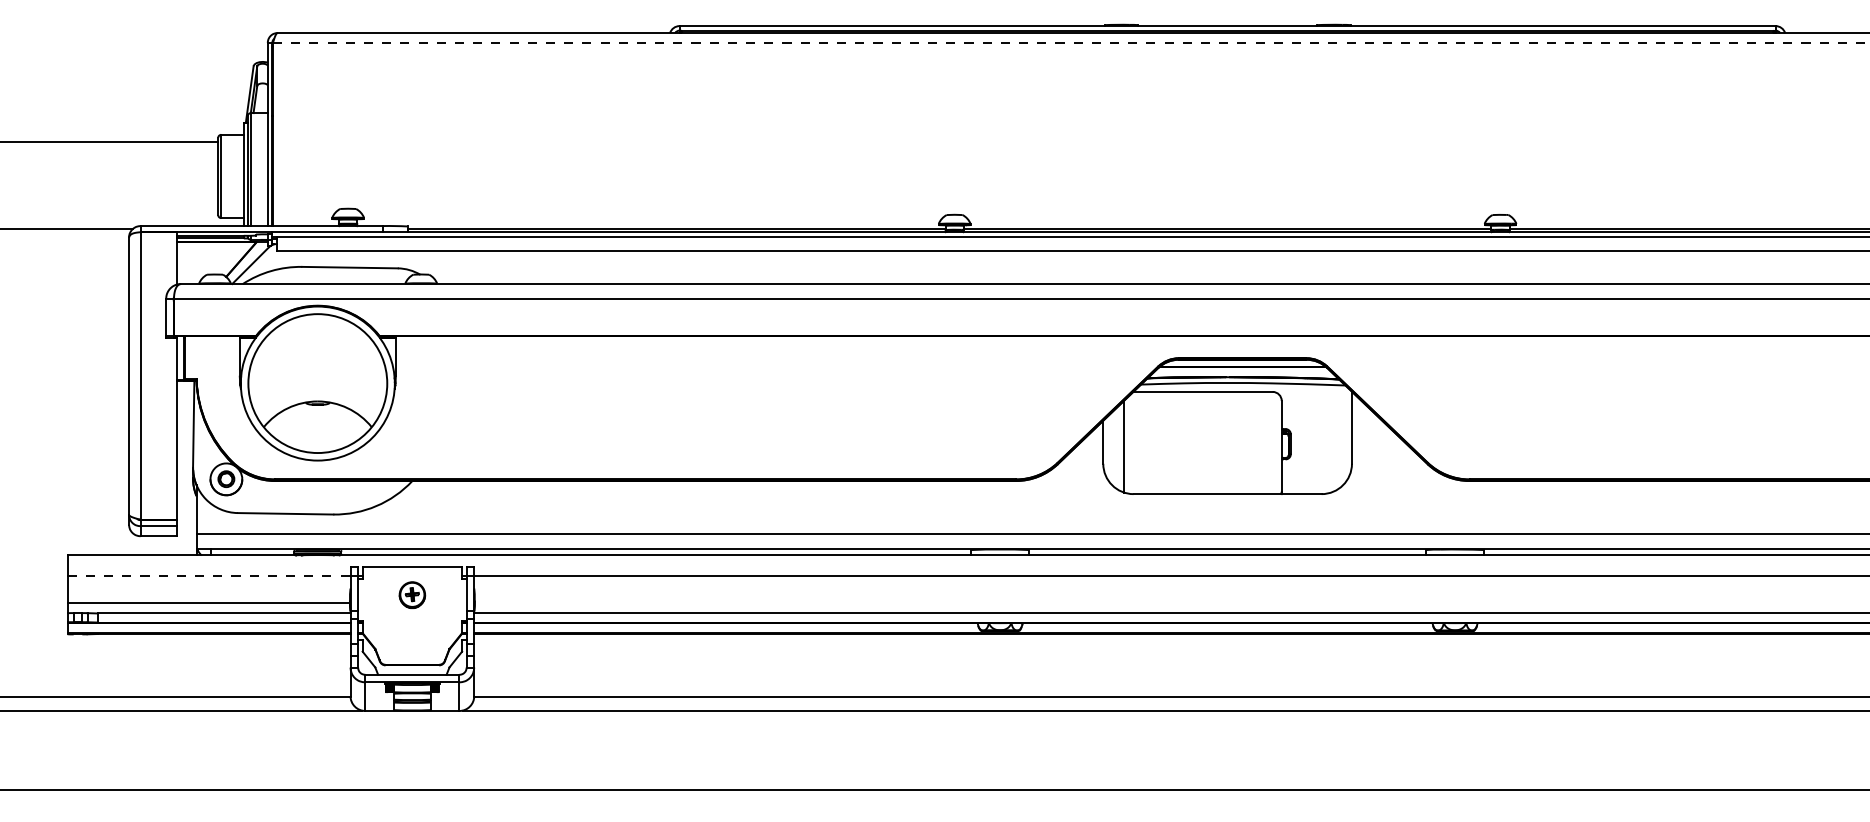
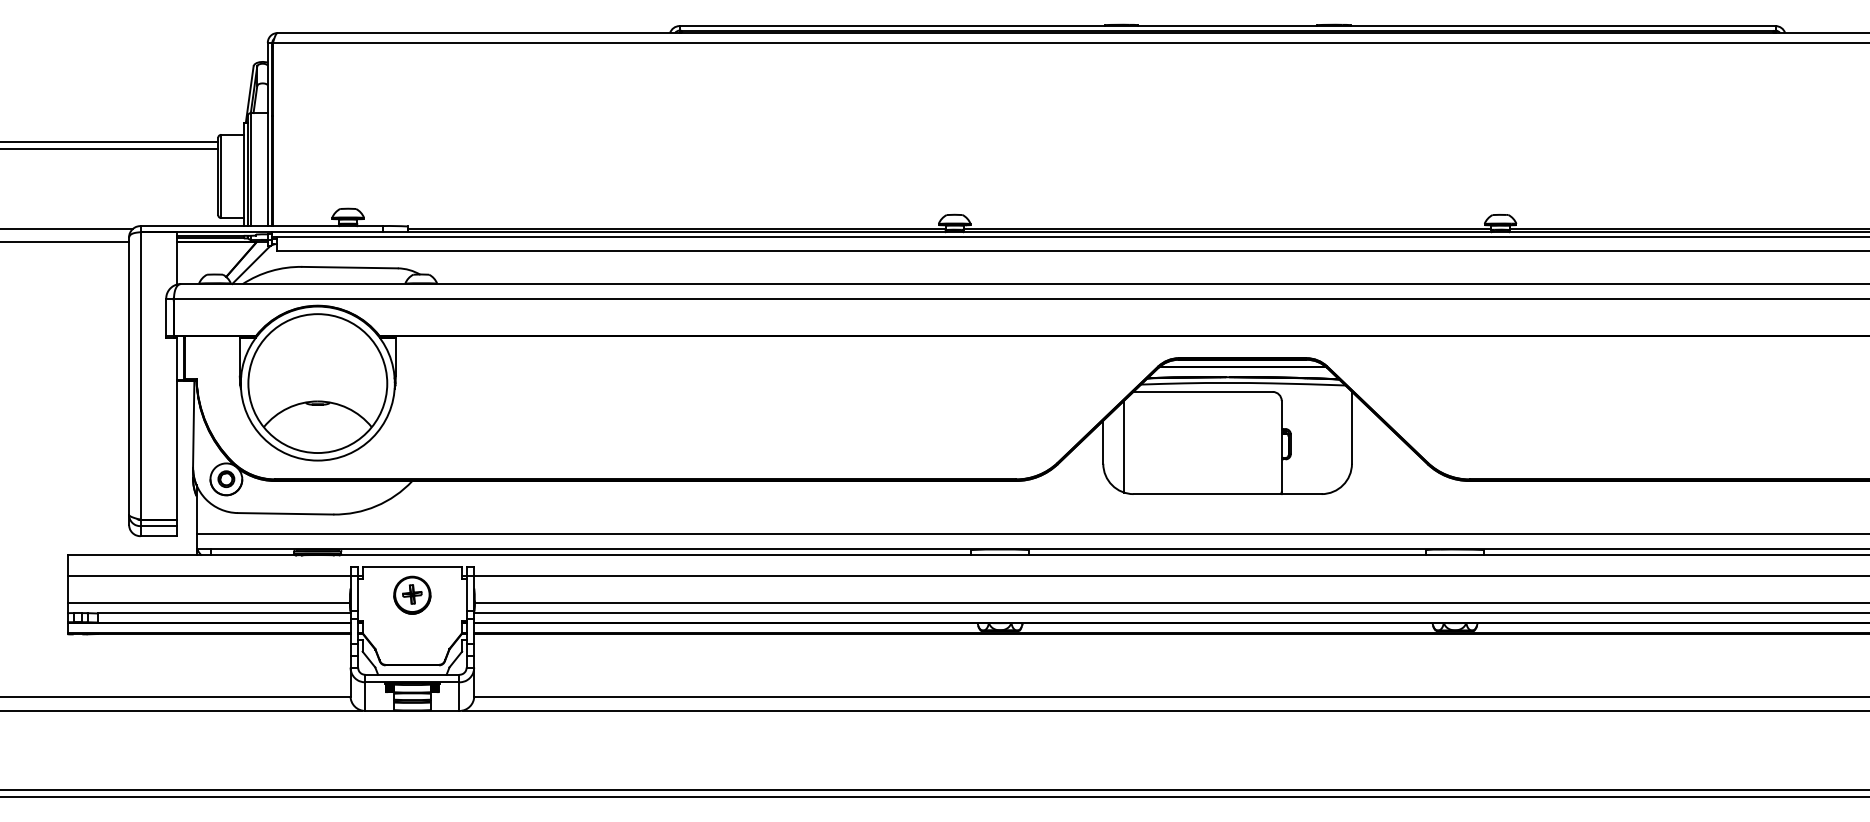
line: dashed -> solid (1071, 42)
line: none -> present (110, 149)
line: none -> present (65, 241)
line: dashed -> solid (209, 575)
part size: 29x28 px -> 39x40 px (412, 594)
line: none -> present (1170, 602)
line: none -> present (934, 797)
